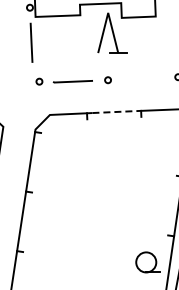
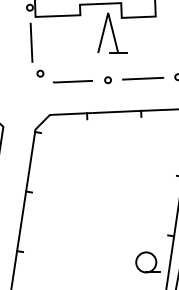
line: none -> present (143, 78)
circle position: (39, 81) -> (40, 73) (40, 73)
line: dashed -> solid (117, 111)
